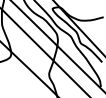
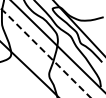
line: solid -> dashed (44, 52)
